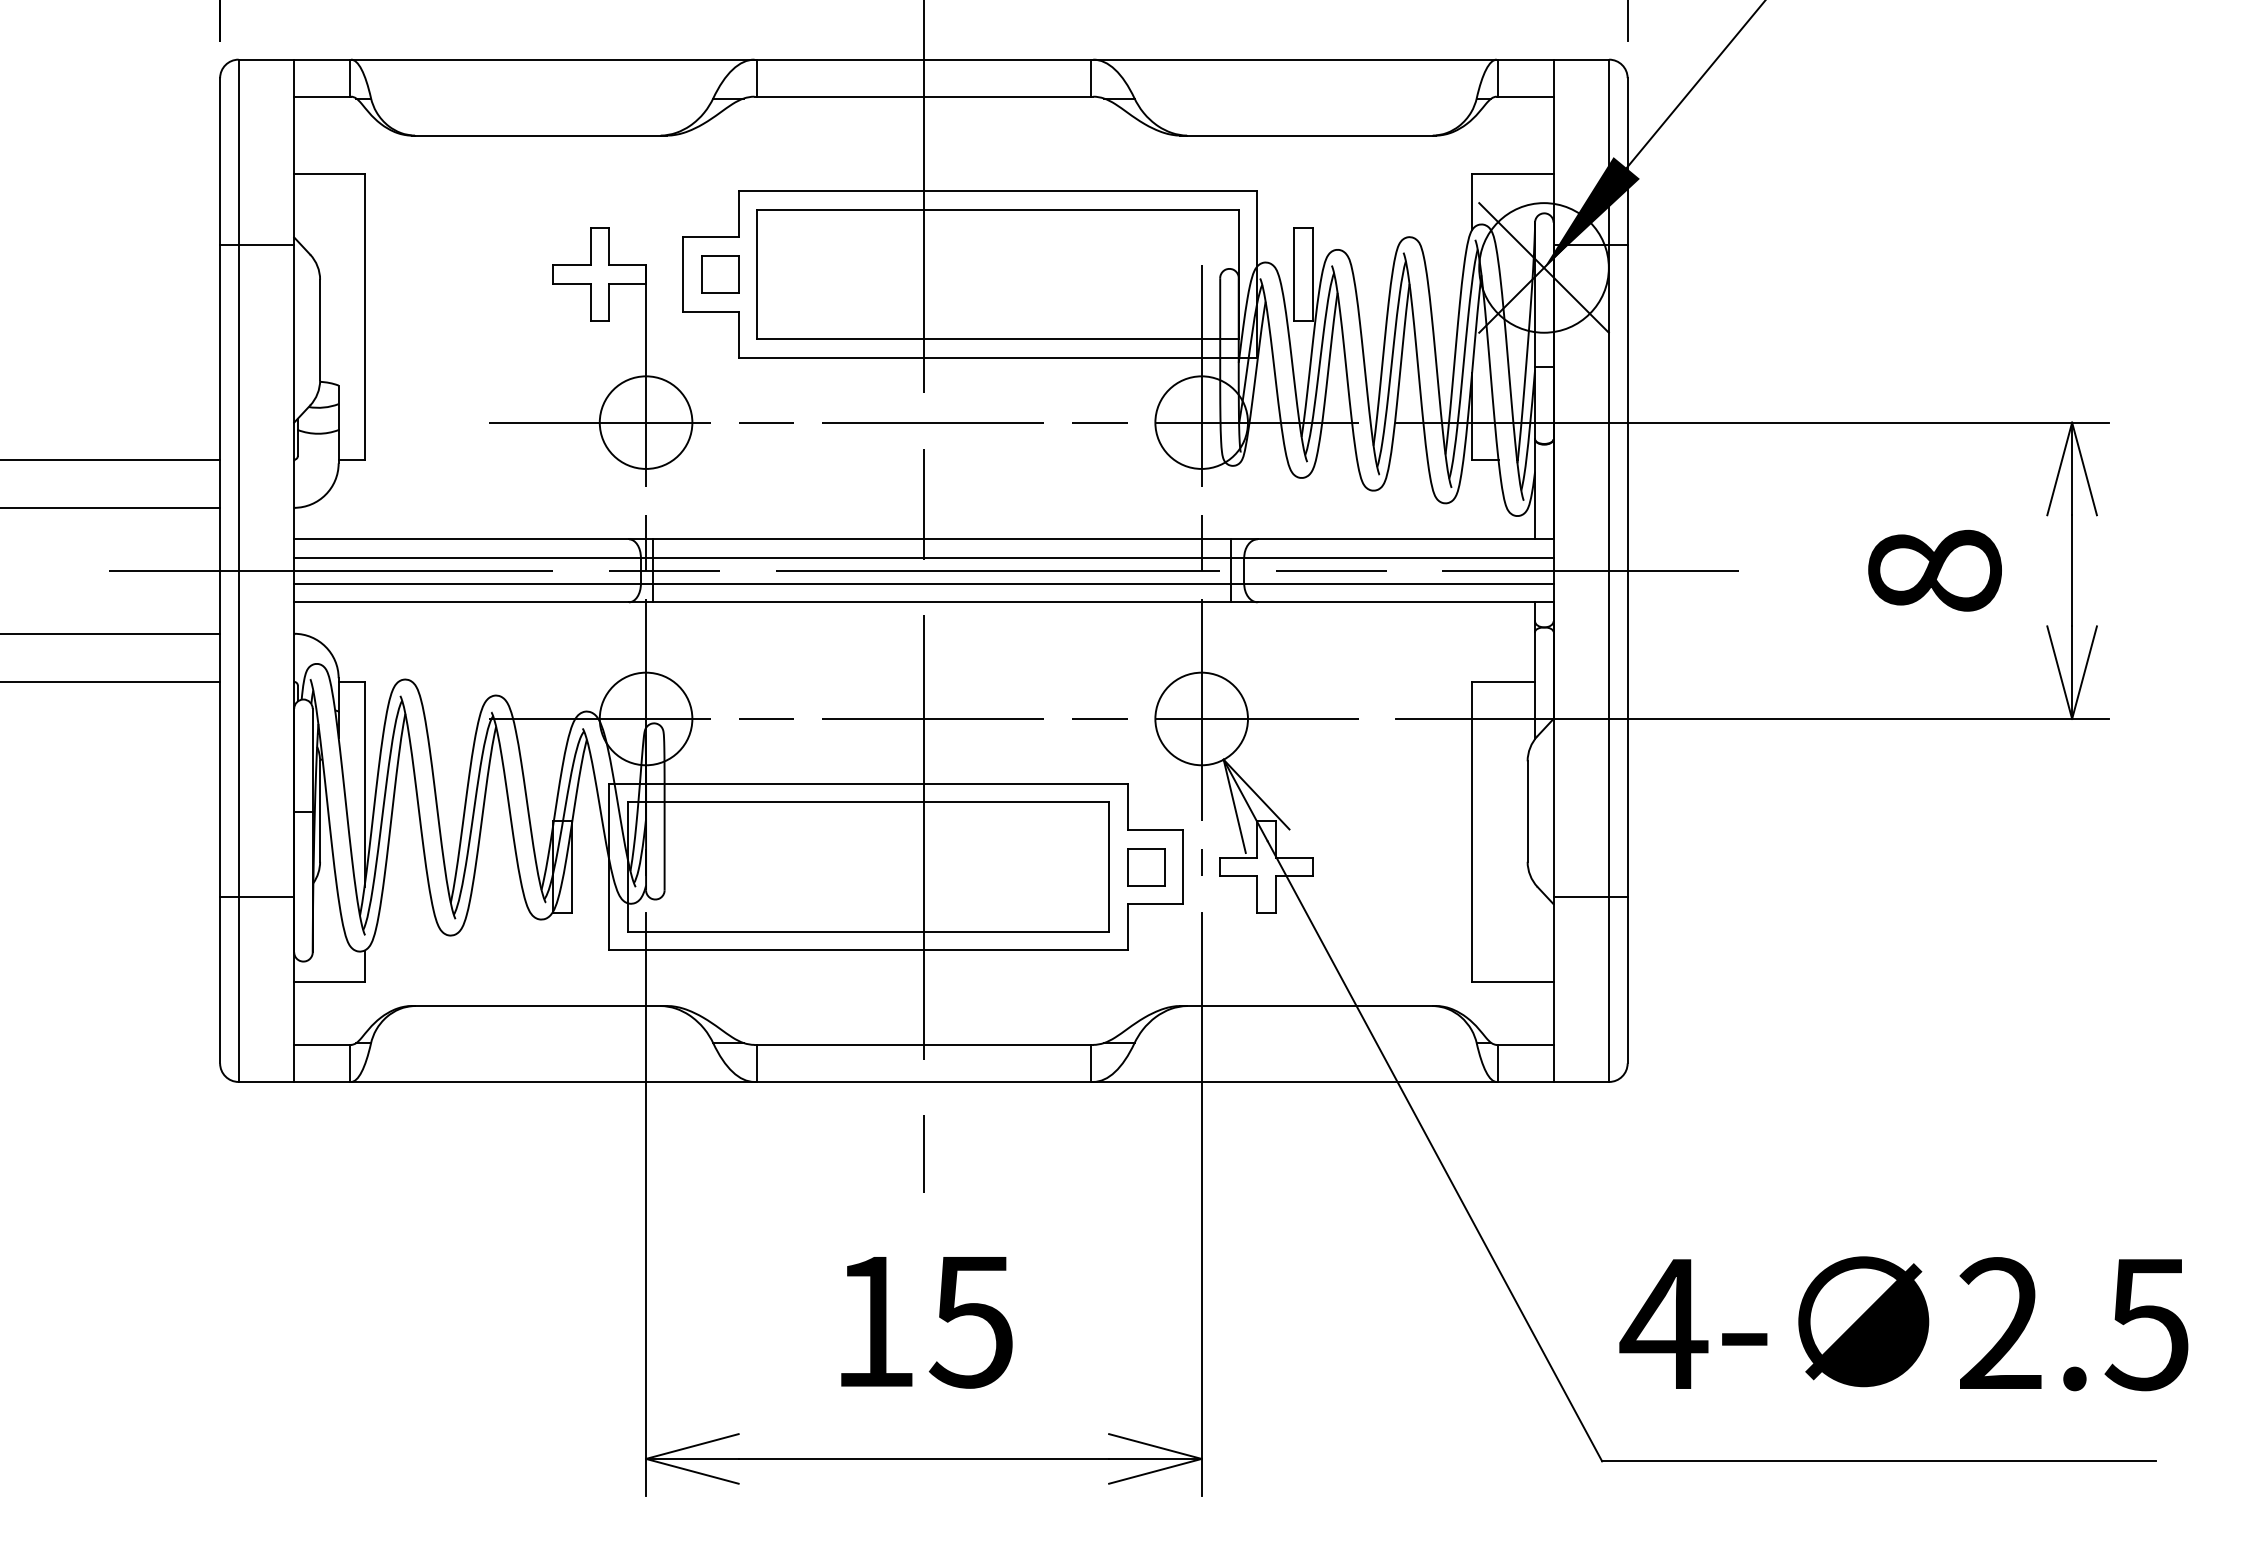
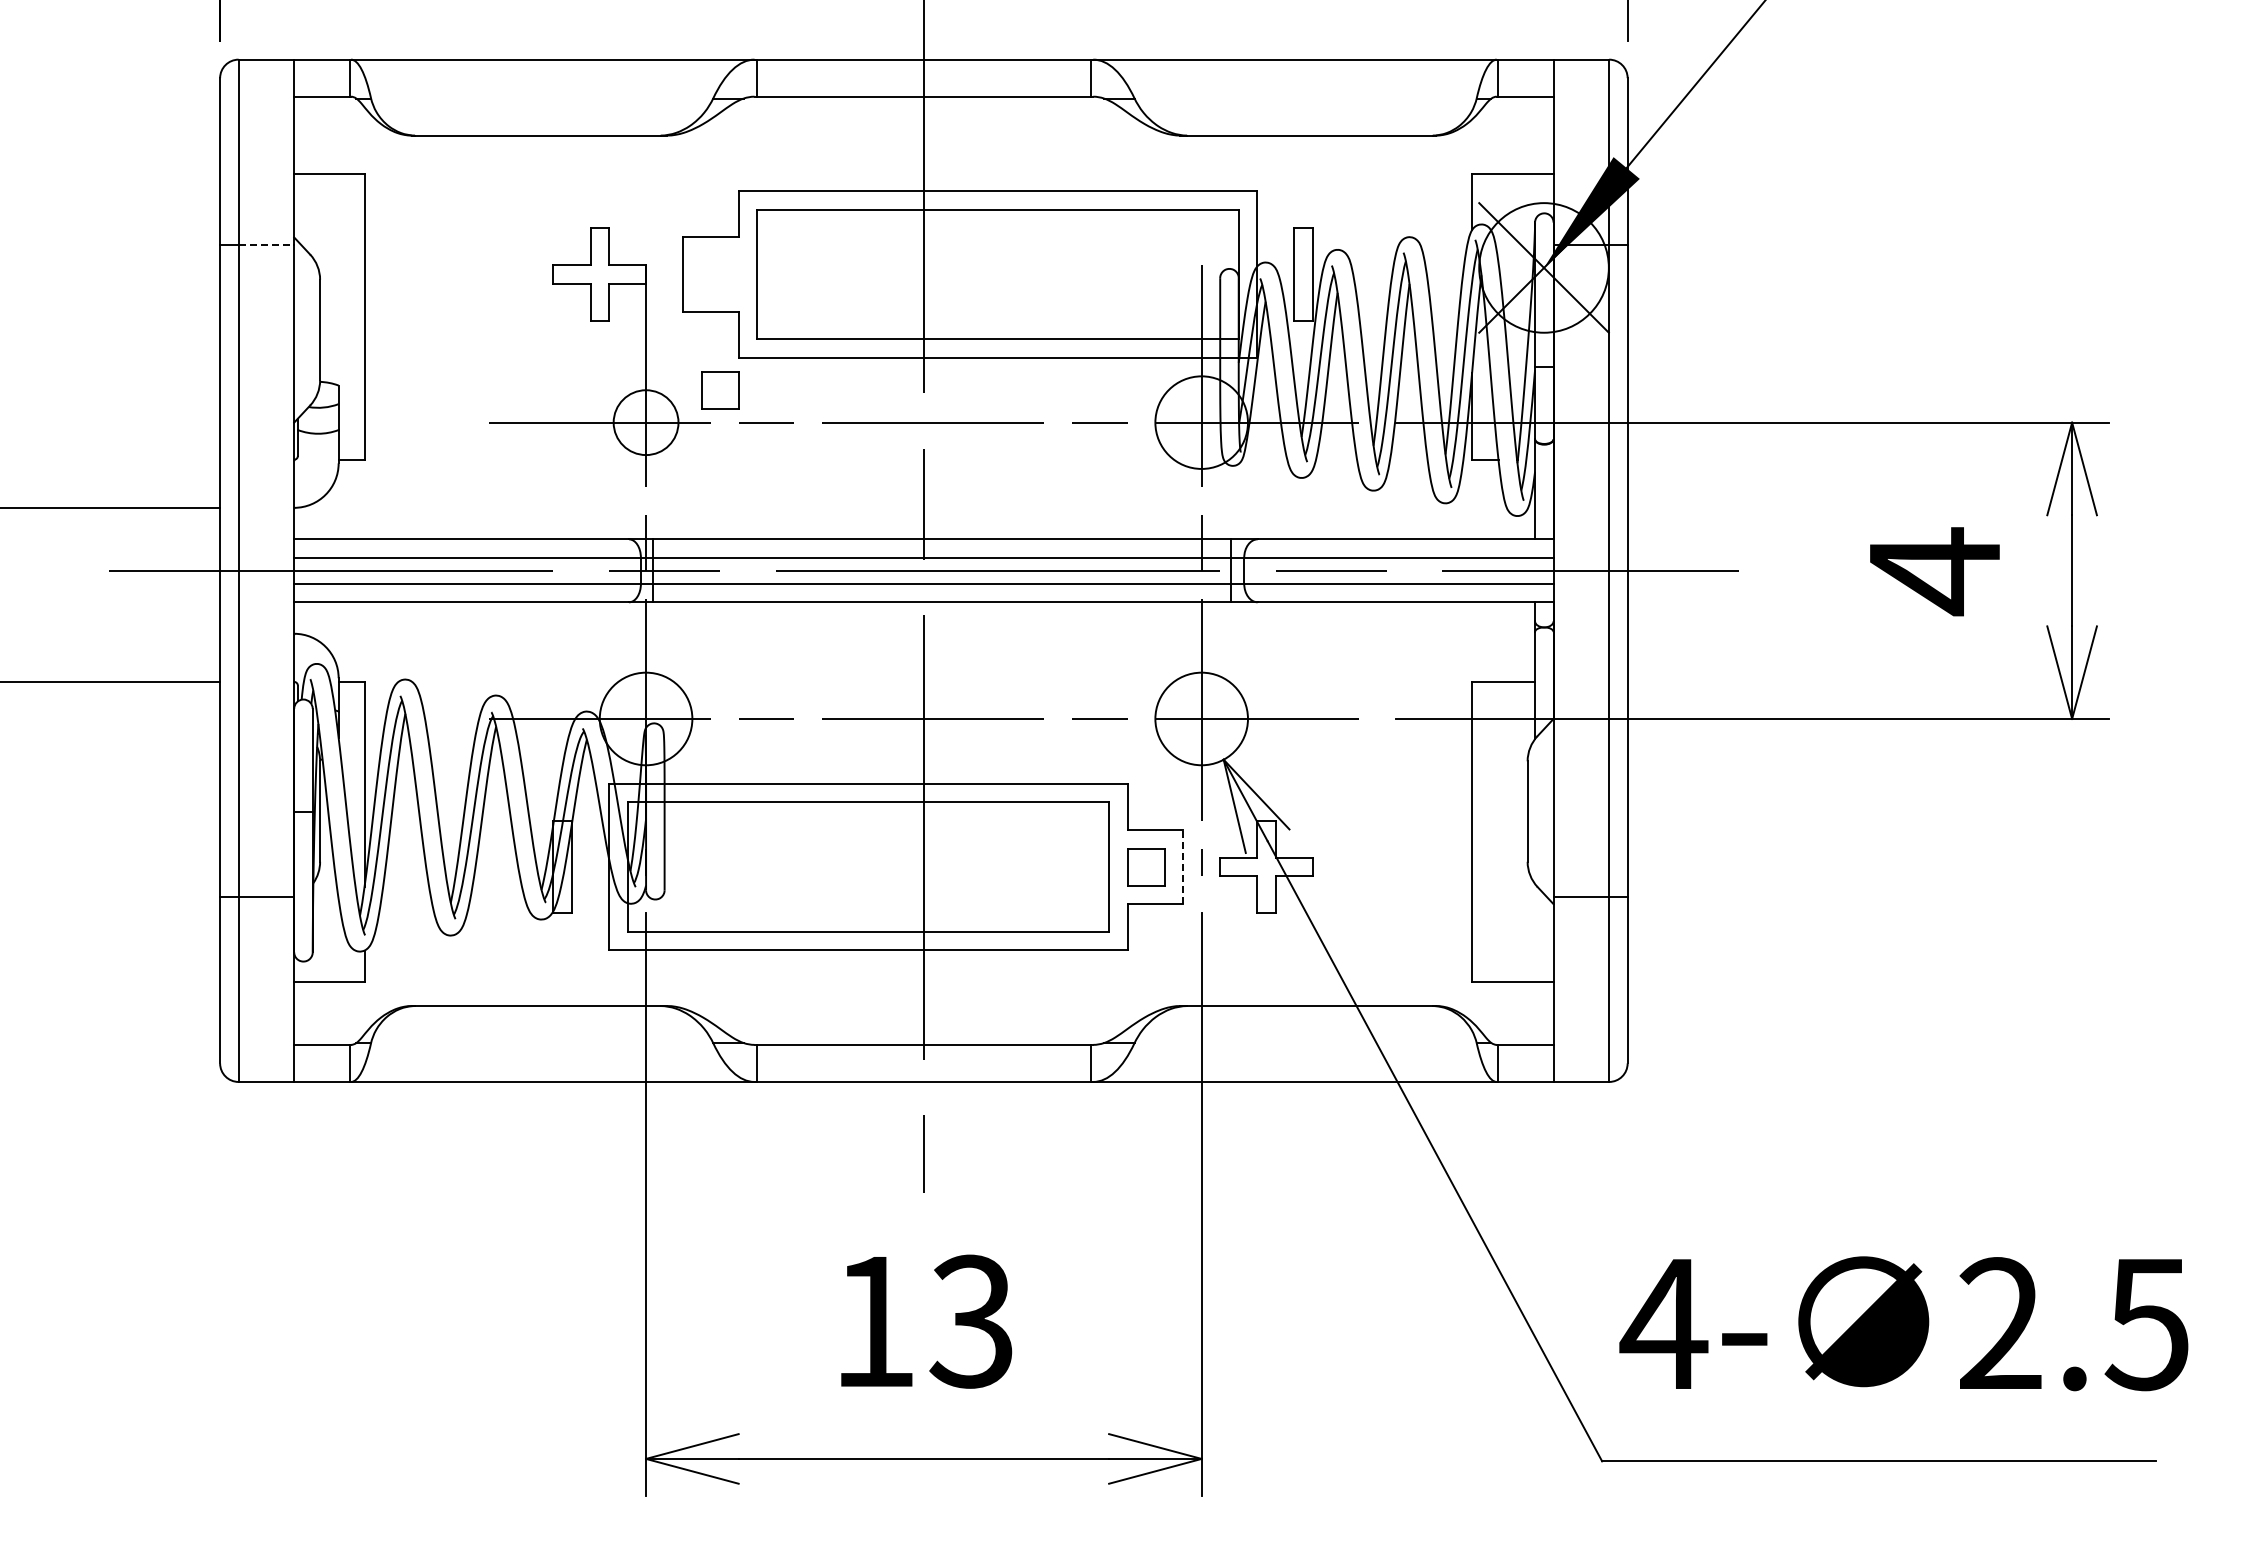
line: solid -> dashed (266, 244)
part position: (720, 274) -> (720, 390) (720, 390)
circle diameter: 93 px -> 65 px (645, 422)
line: present -> none (111, 459)
text: 8 -> 4 (1934, 571)
line: present -> none (111, 633)
line: solid -> dashed (1183, 866)
text: 15 -> 13 (970, 1321)
